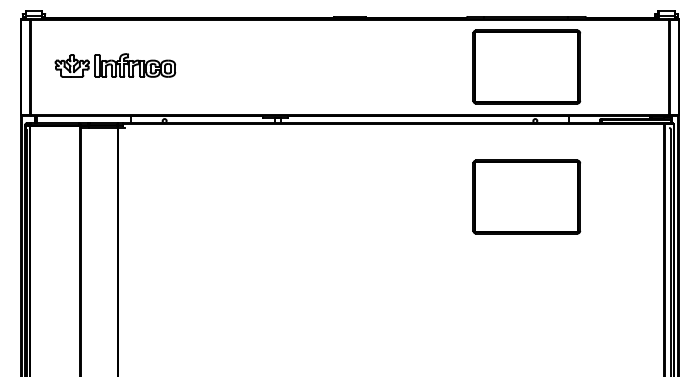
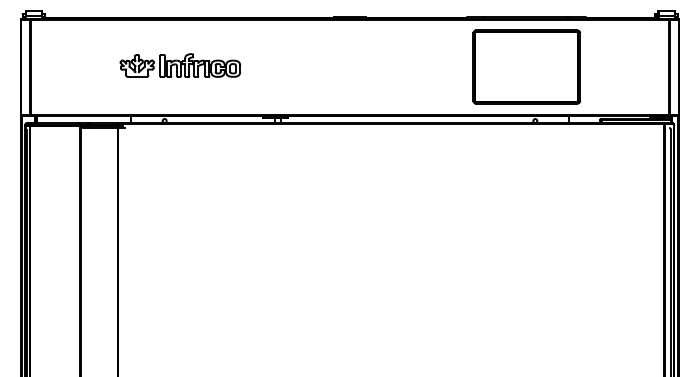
part position: (115, 65) -> (180, 65) (180, 65)
part: present -> none (526, 196)
